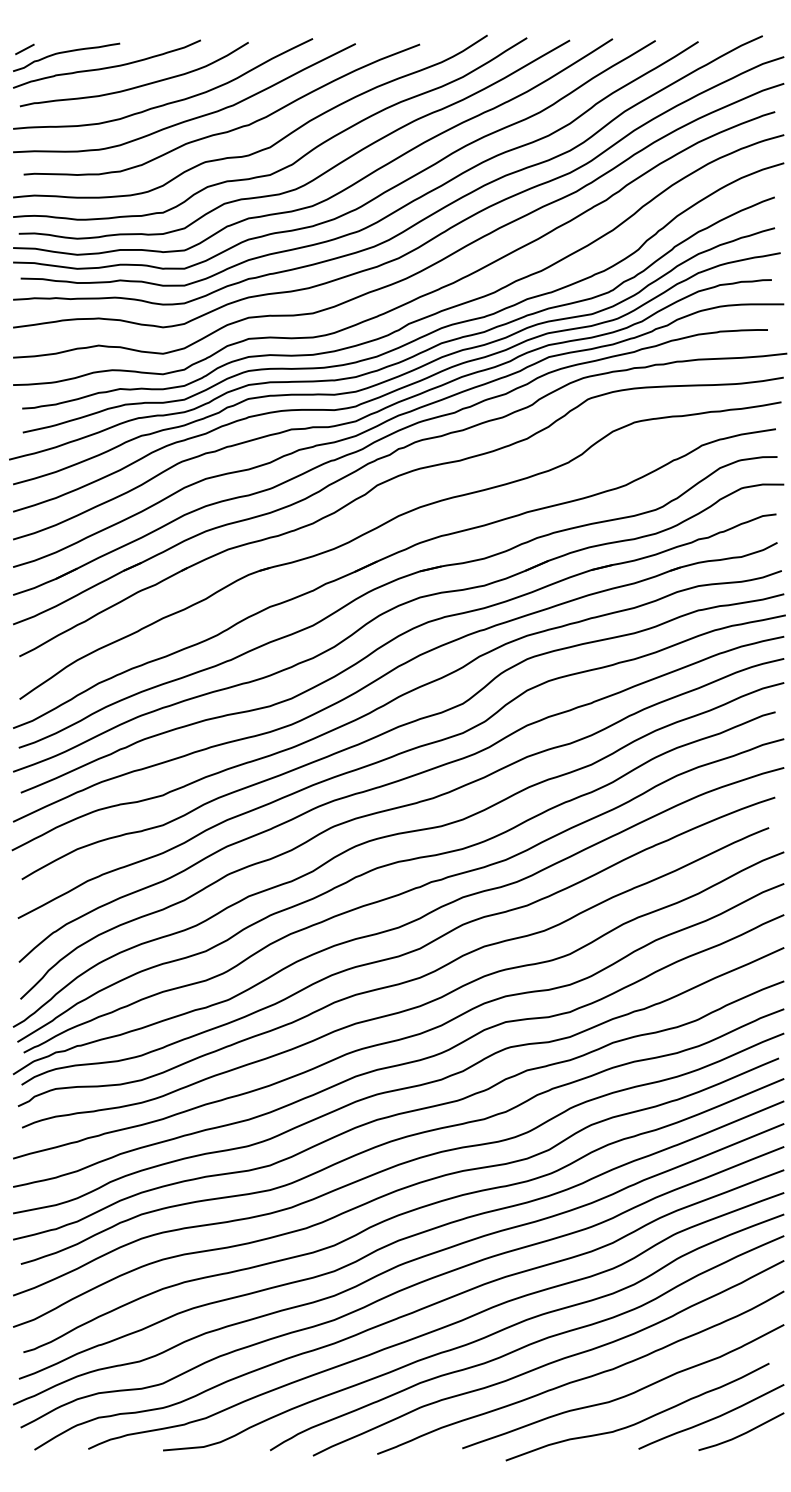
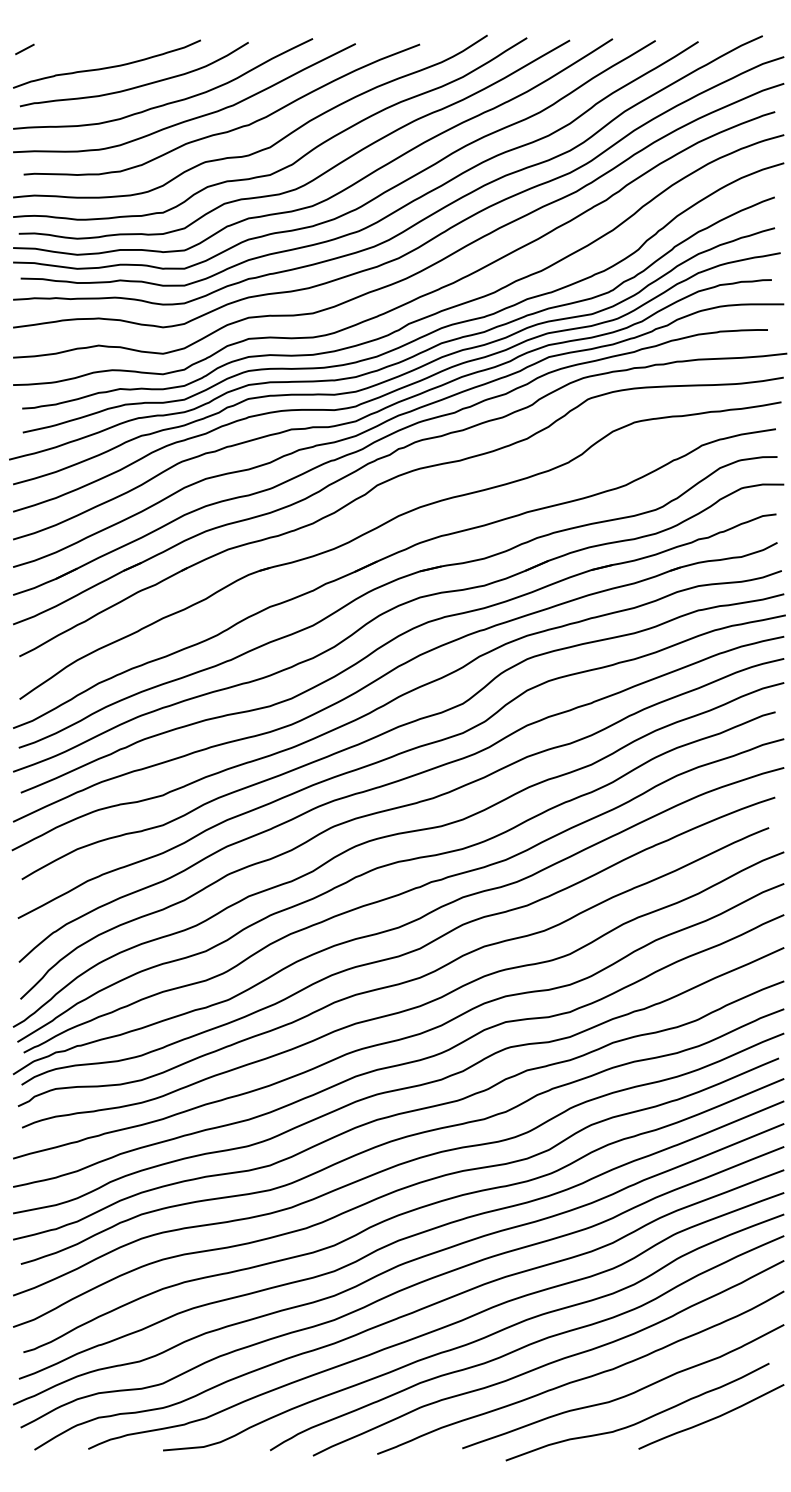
curve: present -> none (64, 53)
line: present -> none (742, 1433)
